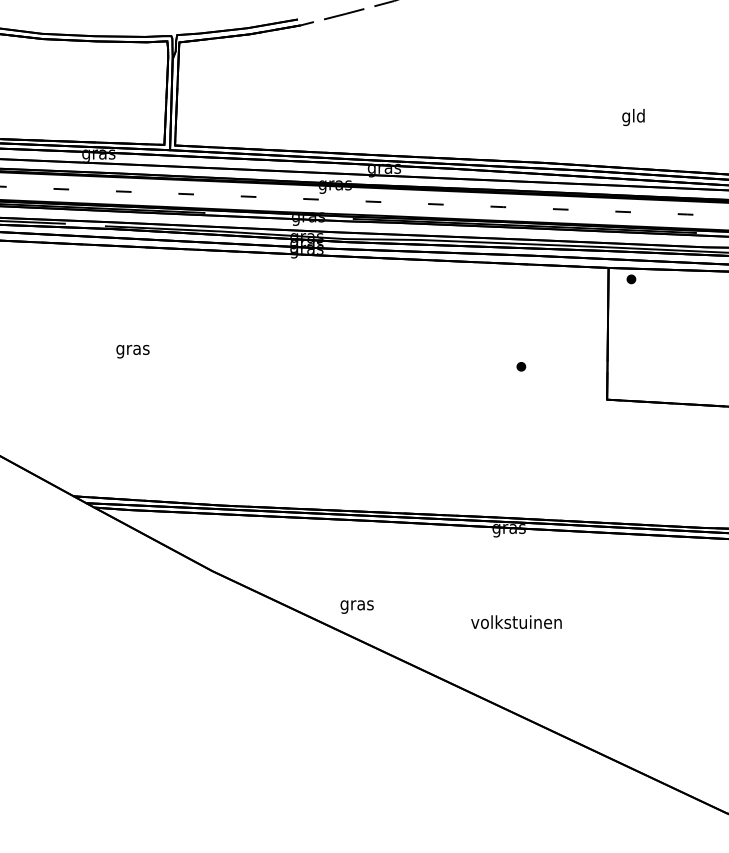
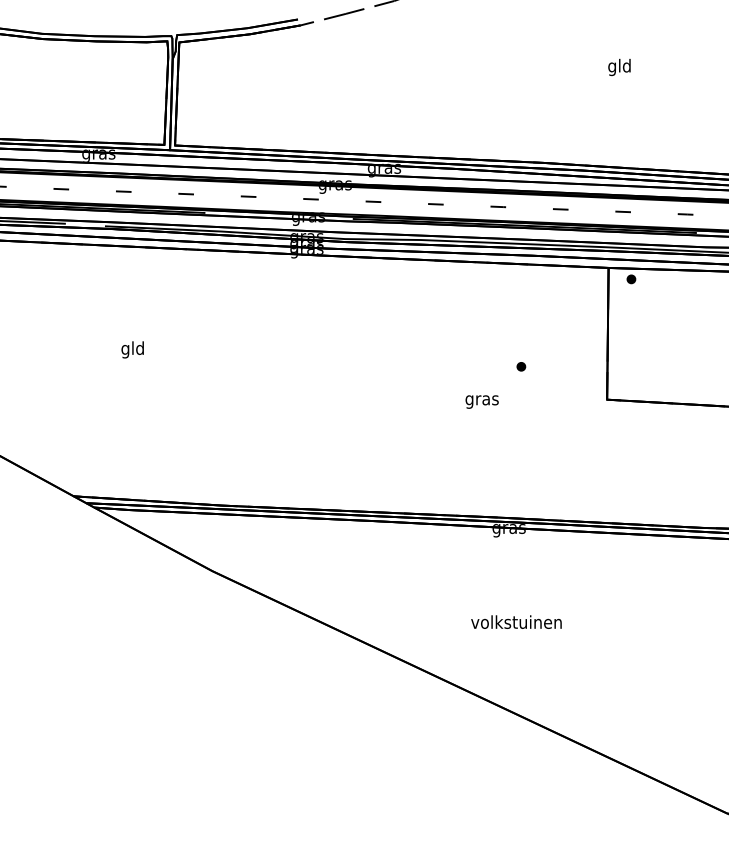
text position: (633, 117) -> (619, 67) (619, 67)
text: gras -> gld (132, 349)
text position: (356, 606) -> (481, 401) (481, 401)
